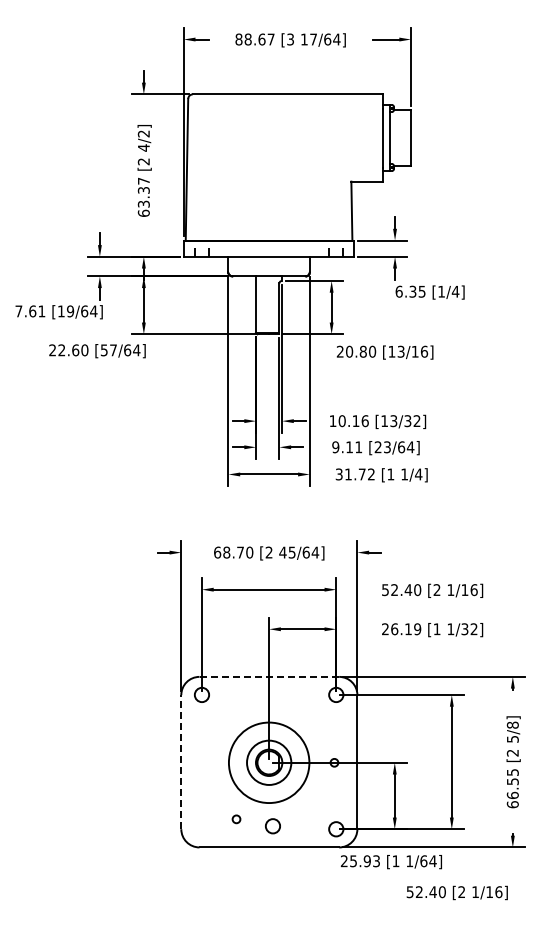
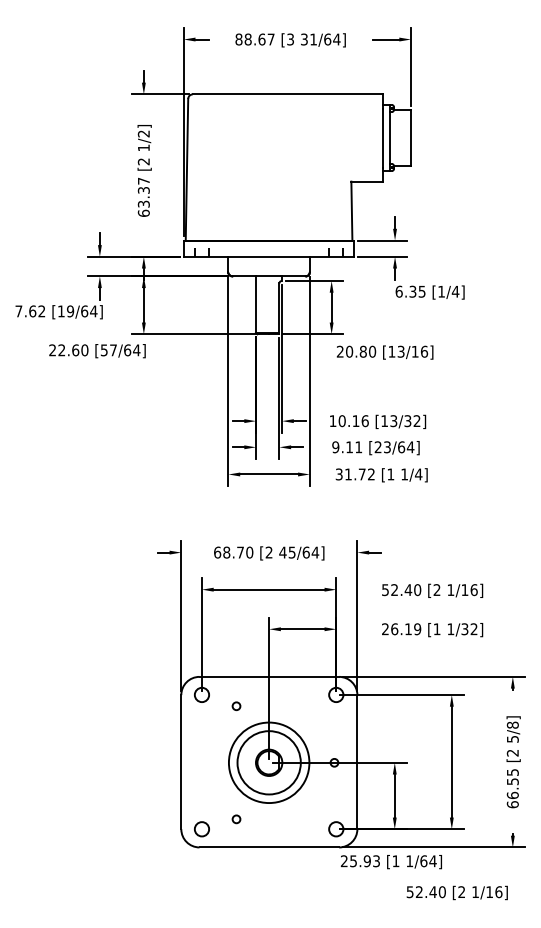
text: 17/64] -> 31/64] (308, 39)
text: 4/2] -> 1/2] (143, 147)
text: 7.61 -> 7.62 (41, 311)
line: dashed -> solid (269, 676)
circle: none -> present (236, 706)
line: dashed -> solid (181, 761)
circle diameter: 44 px -> 63 px (268, 762)
circle position: (272, 826) -> (201, 829) (201, 829)
